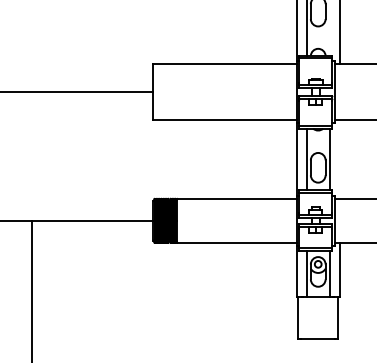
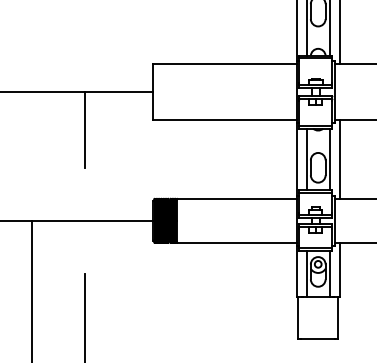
line: none -> present (329, 28)
line: none -> present (84, 130)
line: none -> present (339, 159)
line: none -> present (84, 316)
